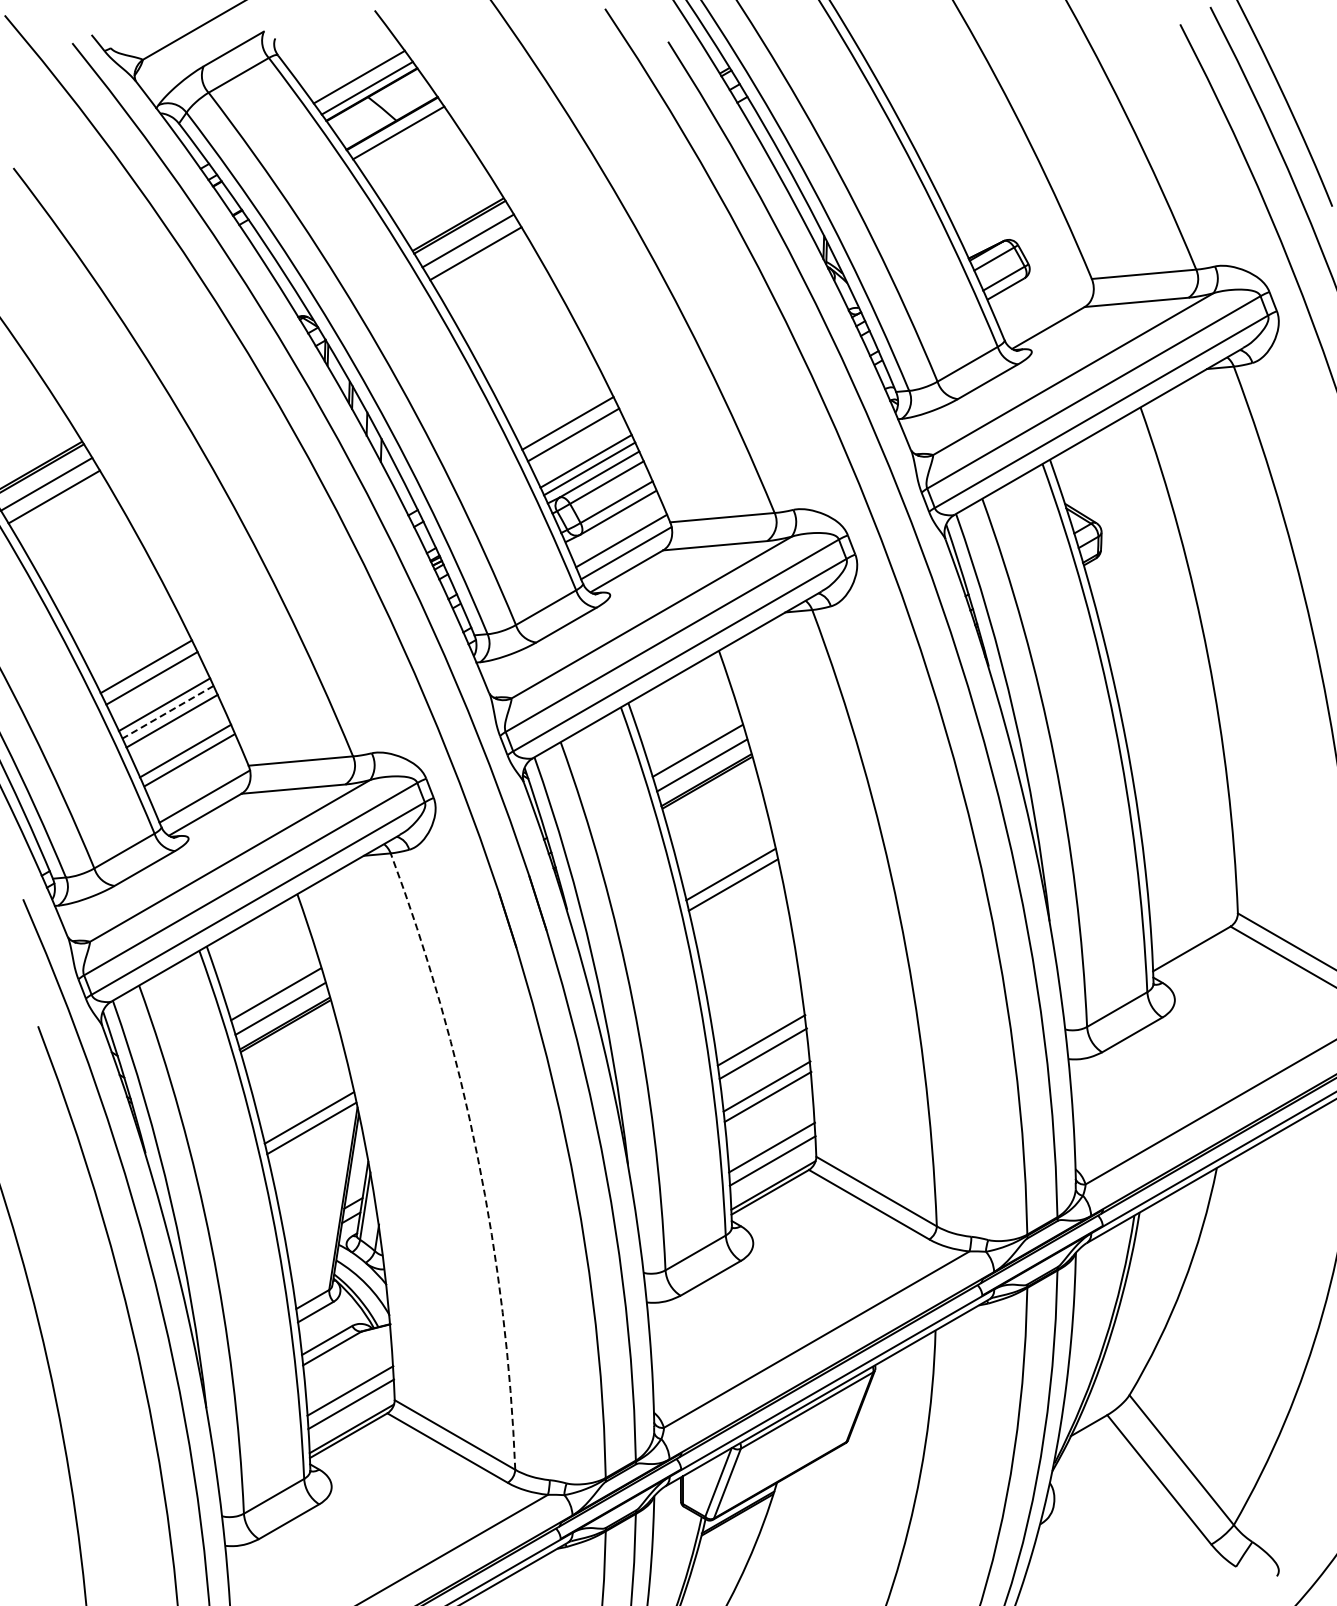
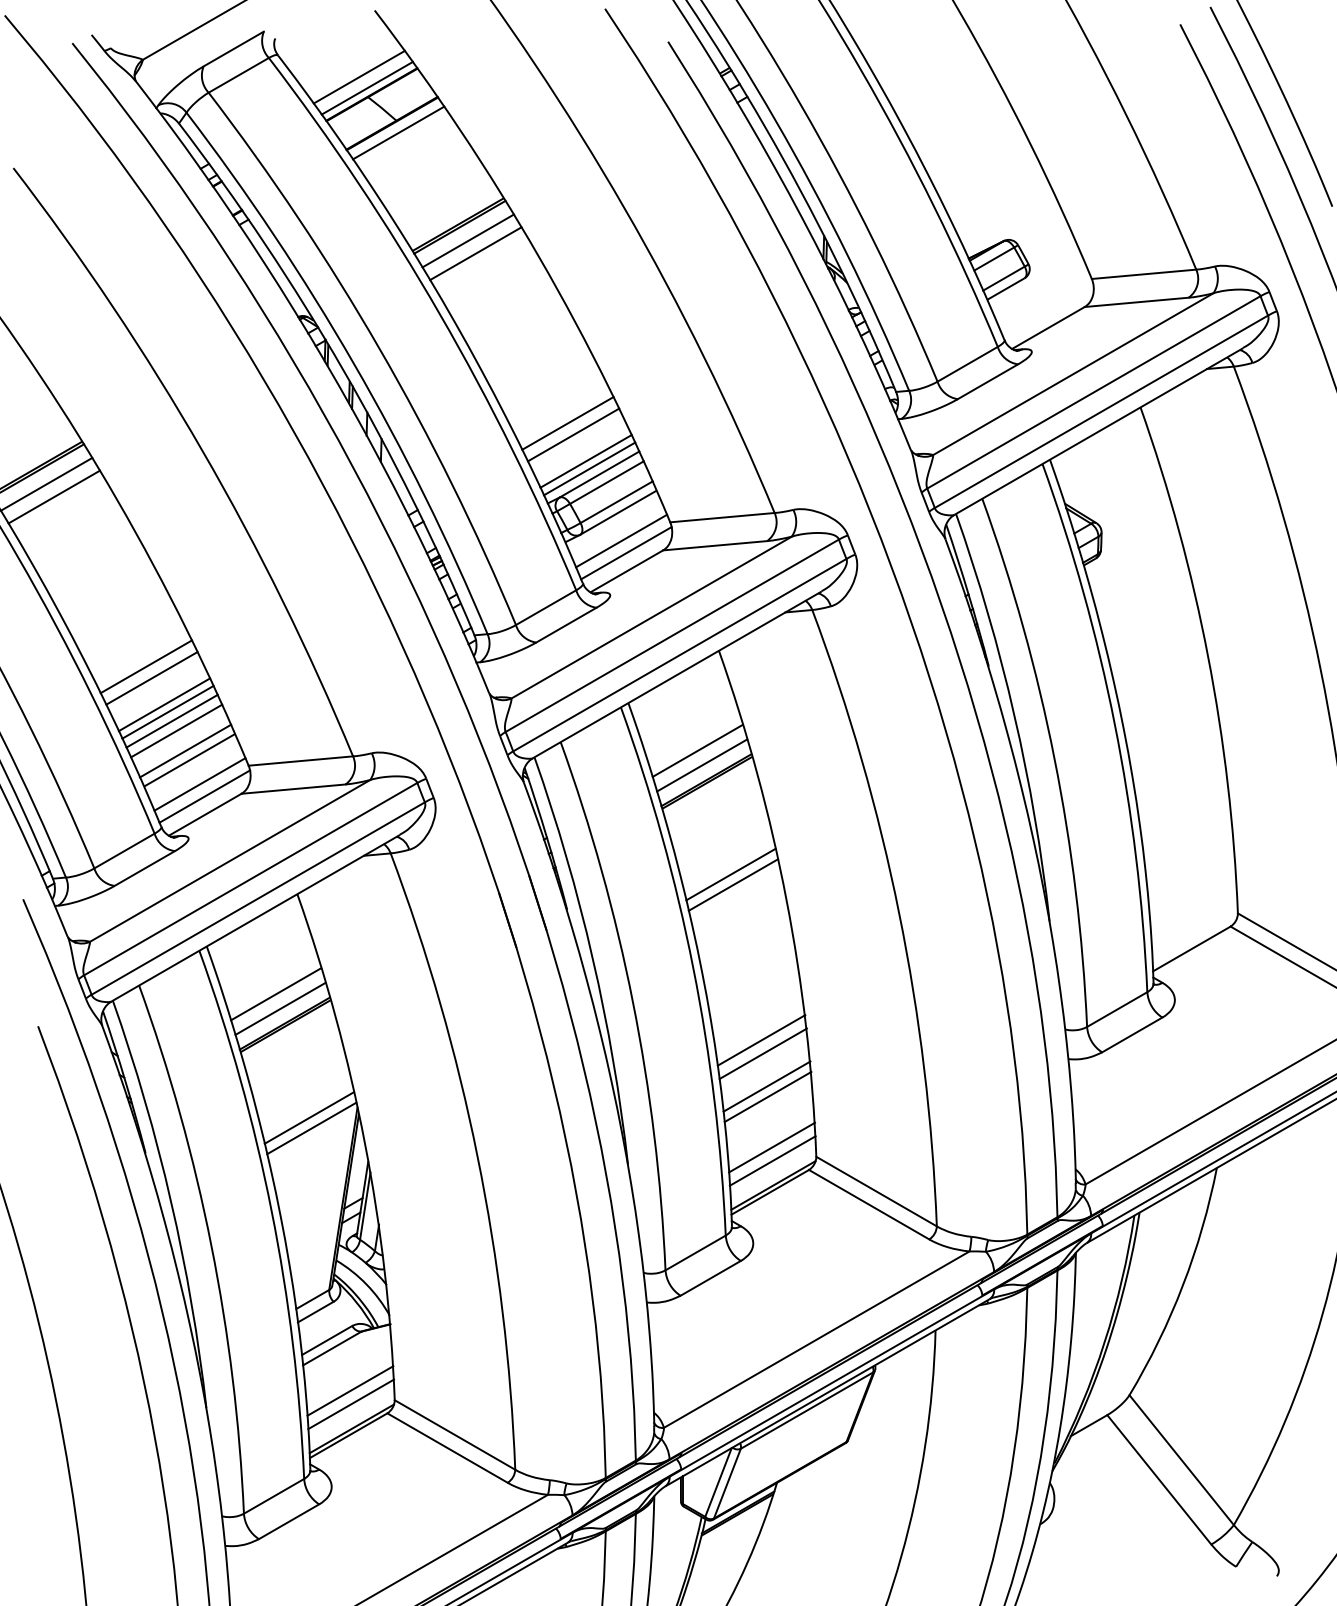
line: dashed -> solid (168, 712)
line: none -> present (176, 730)
line: none -> present (199, 784)
arc: dashed -> solid (477, 1156)
